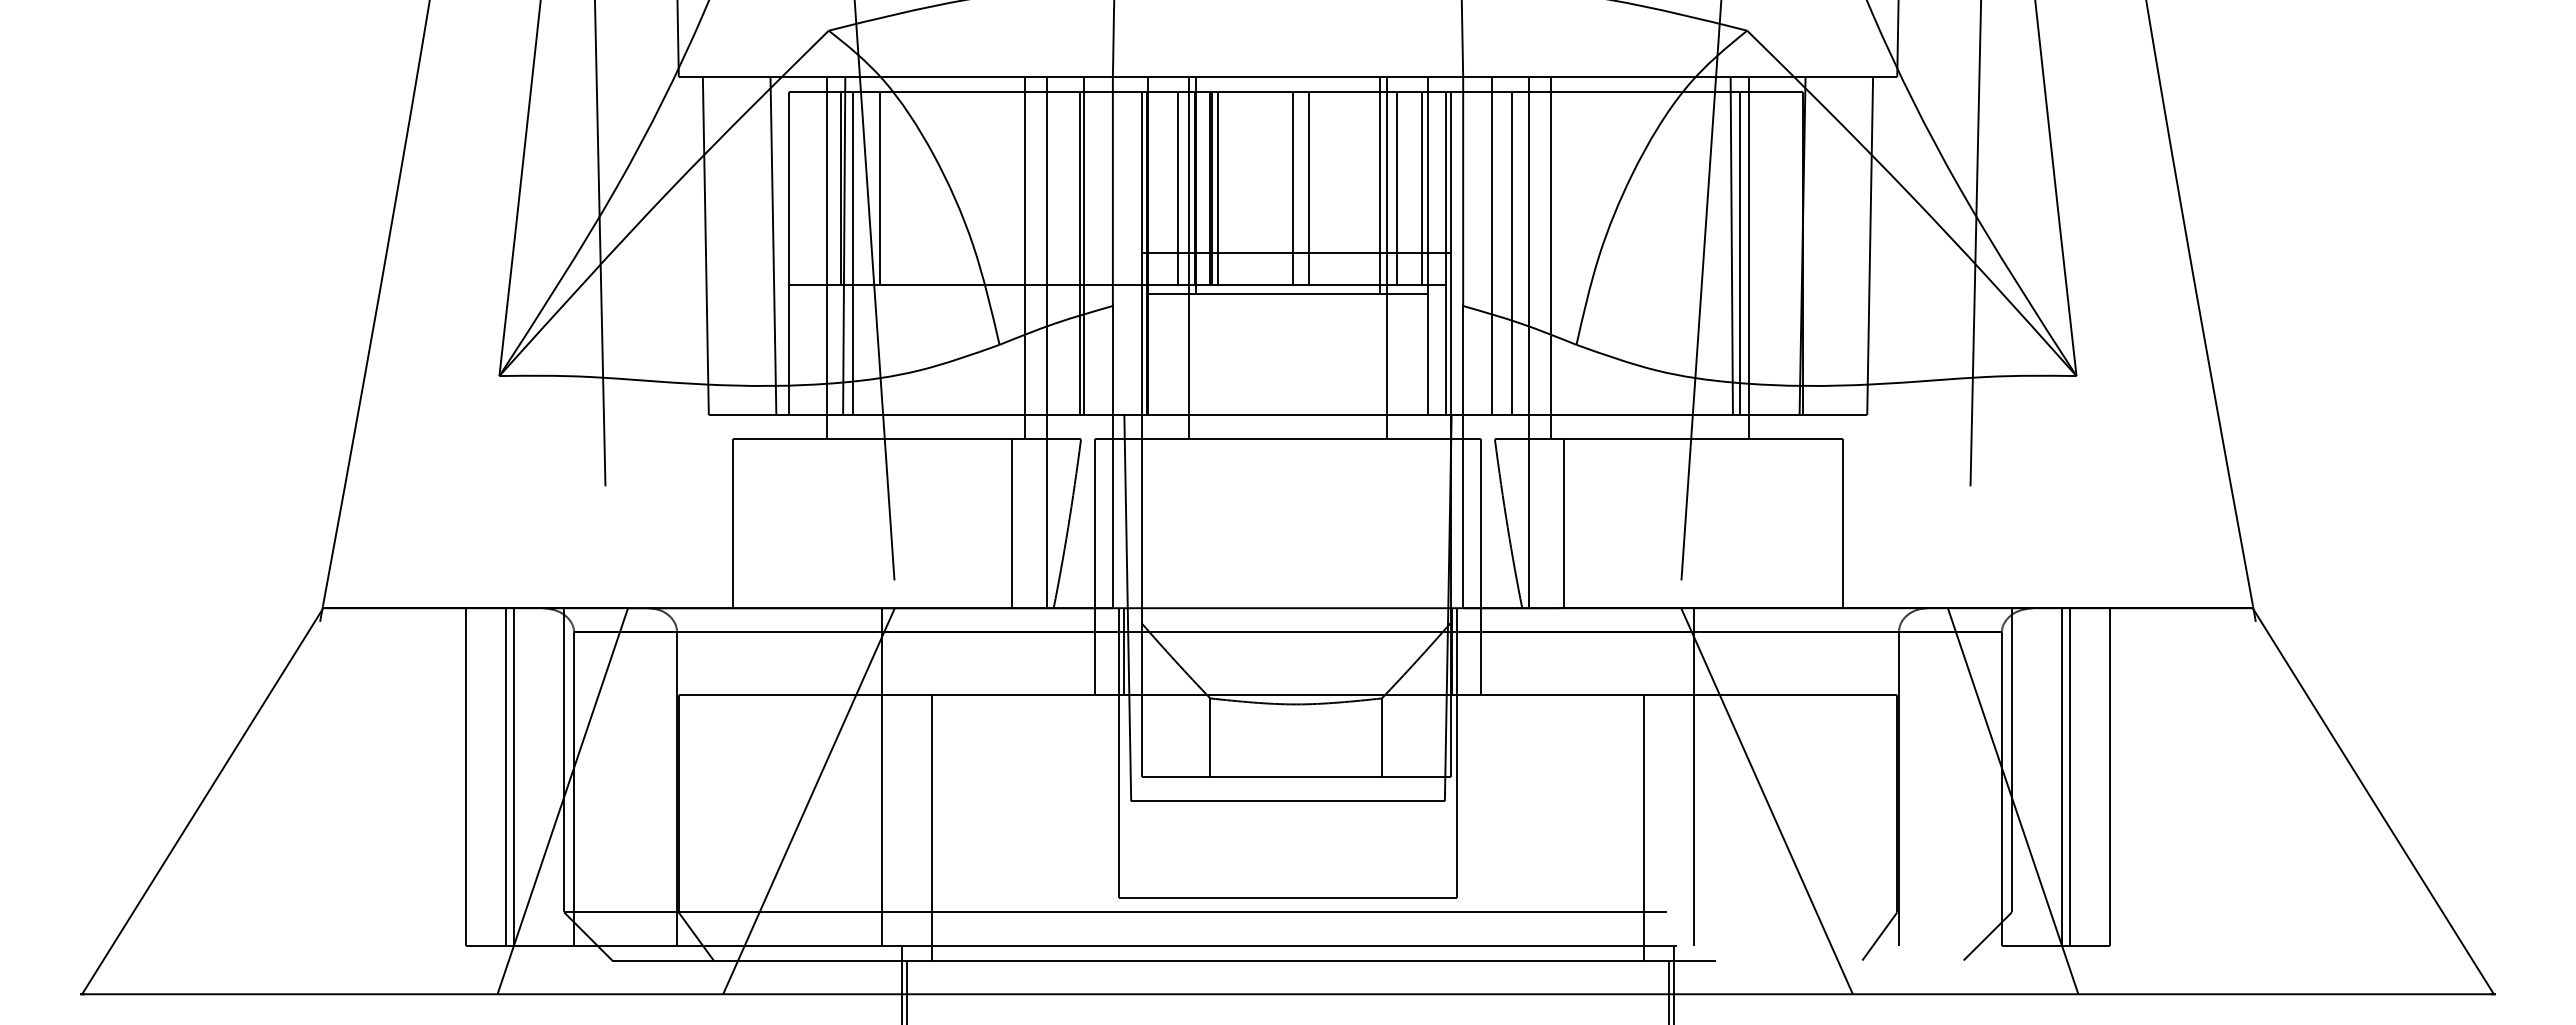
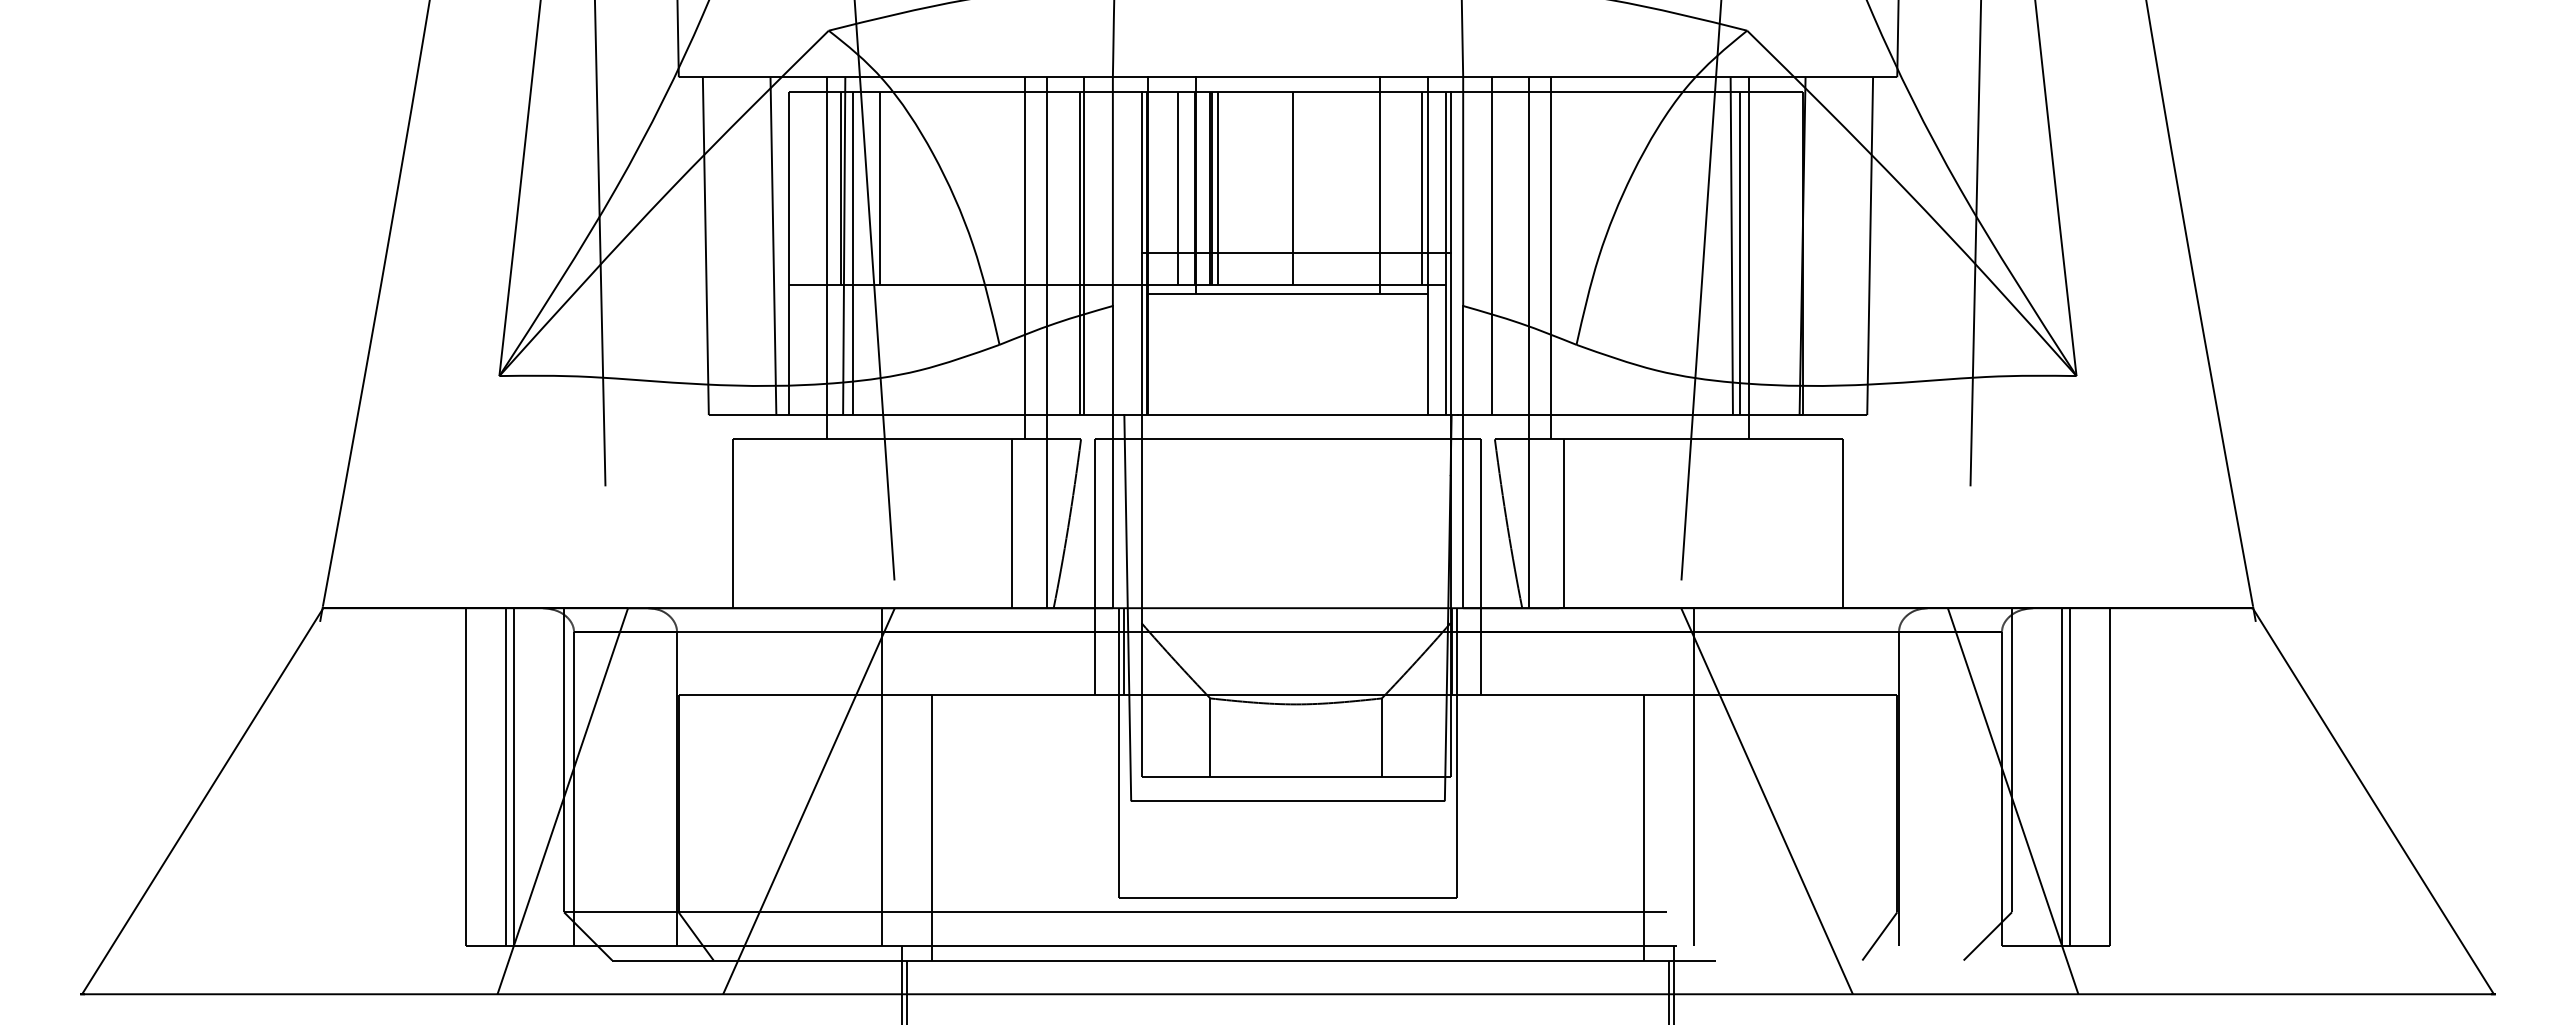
line: present -> none (1308, 187)
line: present -> none (1397, 187)
line: present -> none (1512, 253)
line: present -> none (1189, 258)
line: present -> none (1386, 258)
